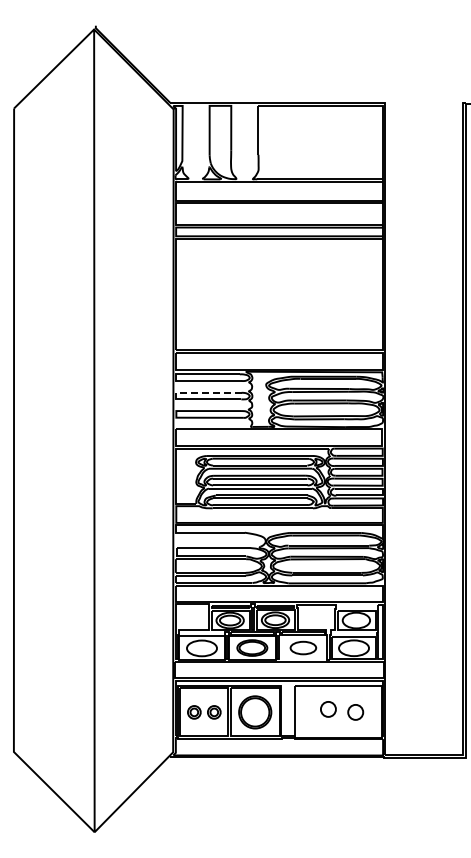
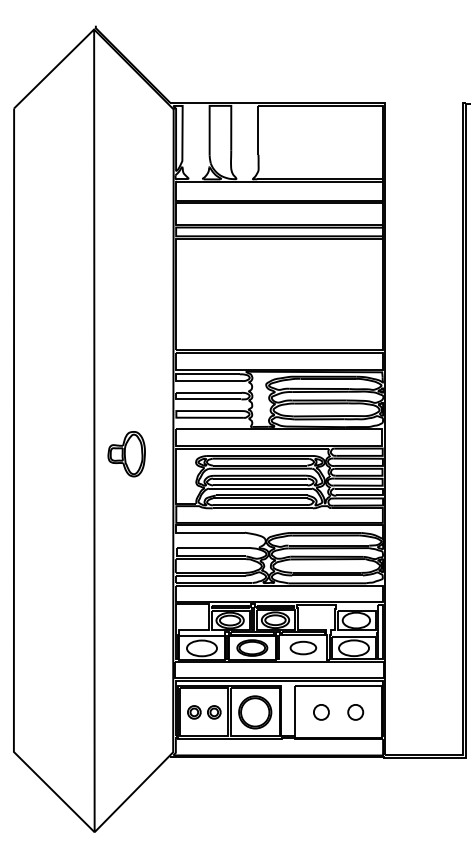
line: dashed -> solid (208, 392)
part: none -> present (126, 454)
circle position: (328, 709) -> (321, 712) (321, 712)
